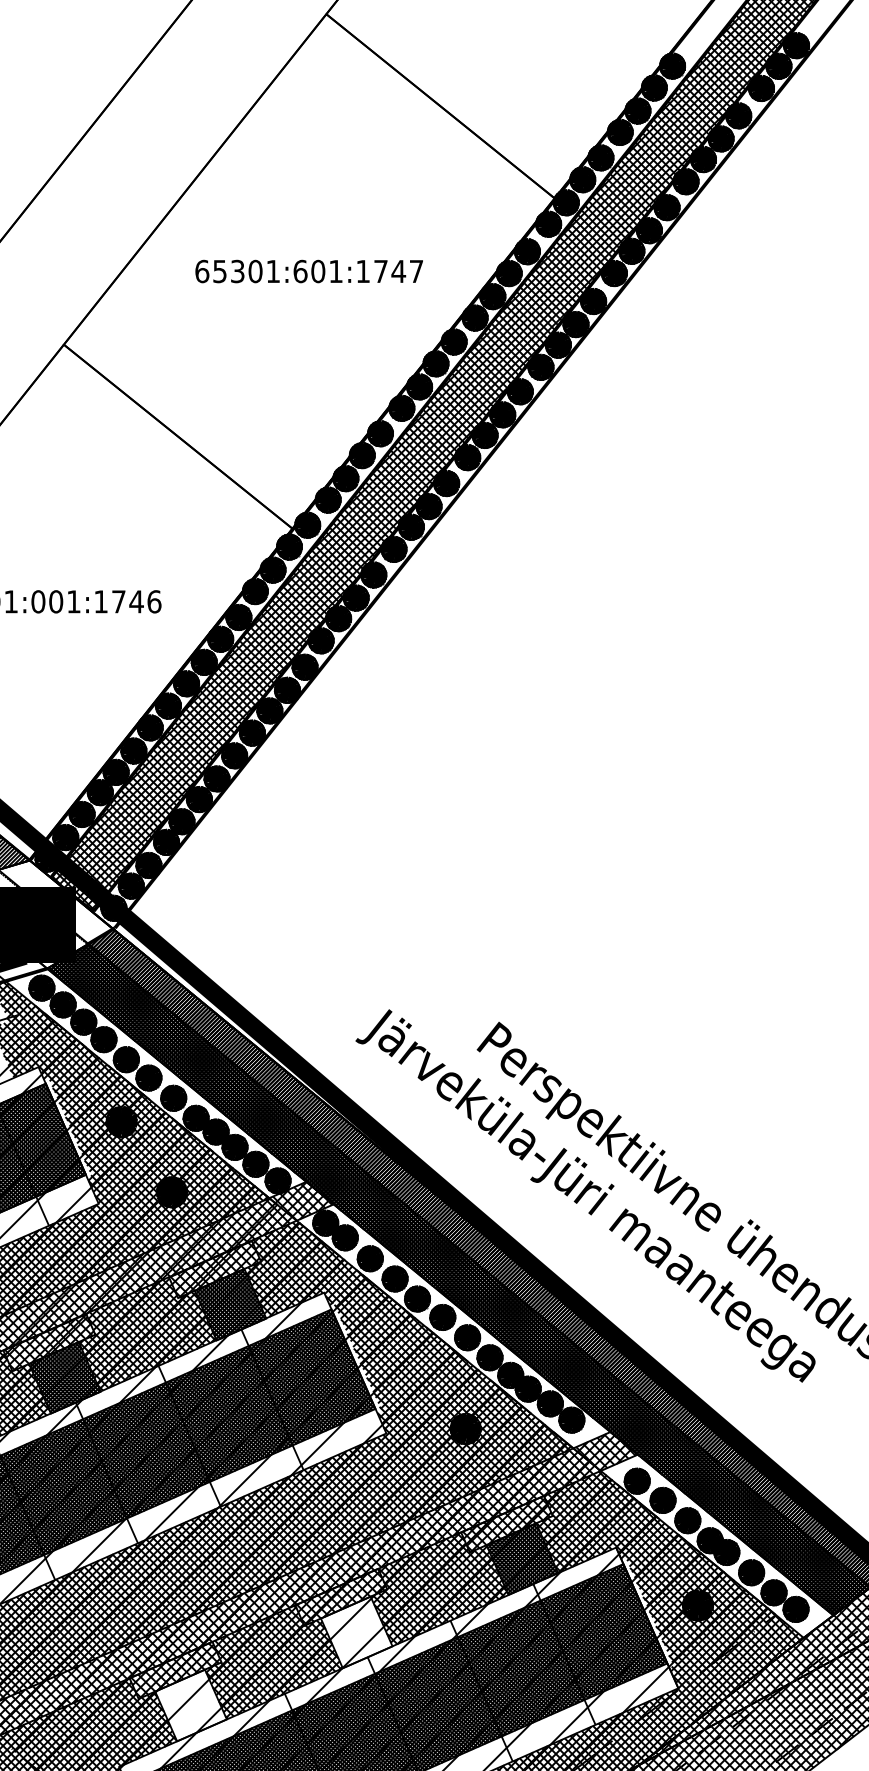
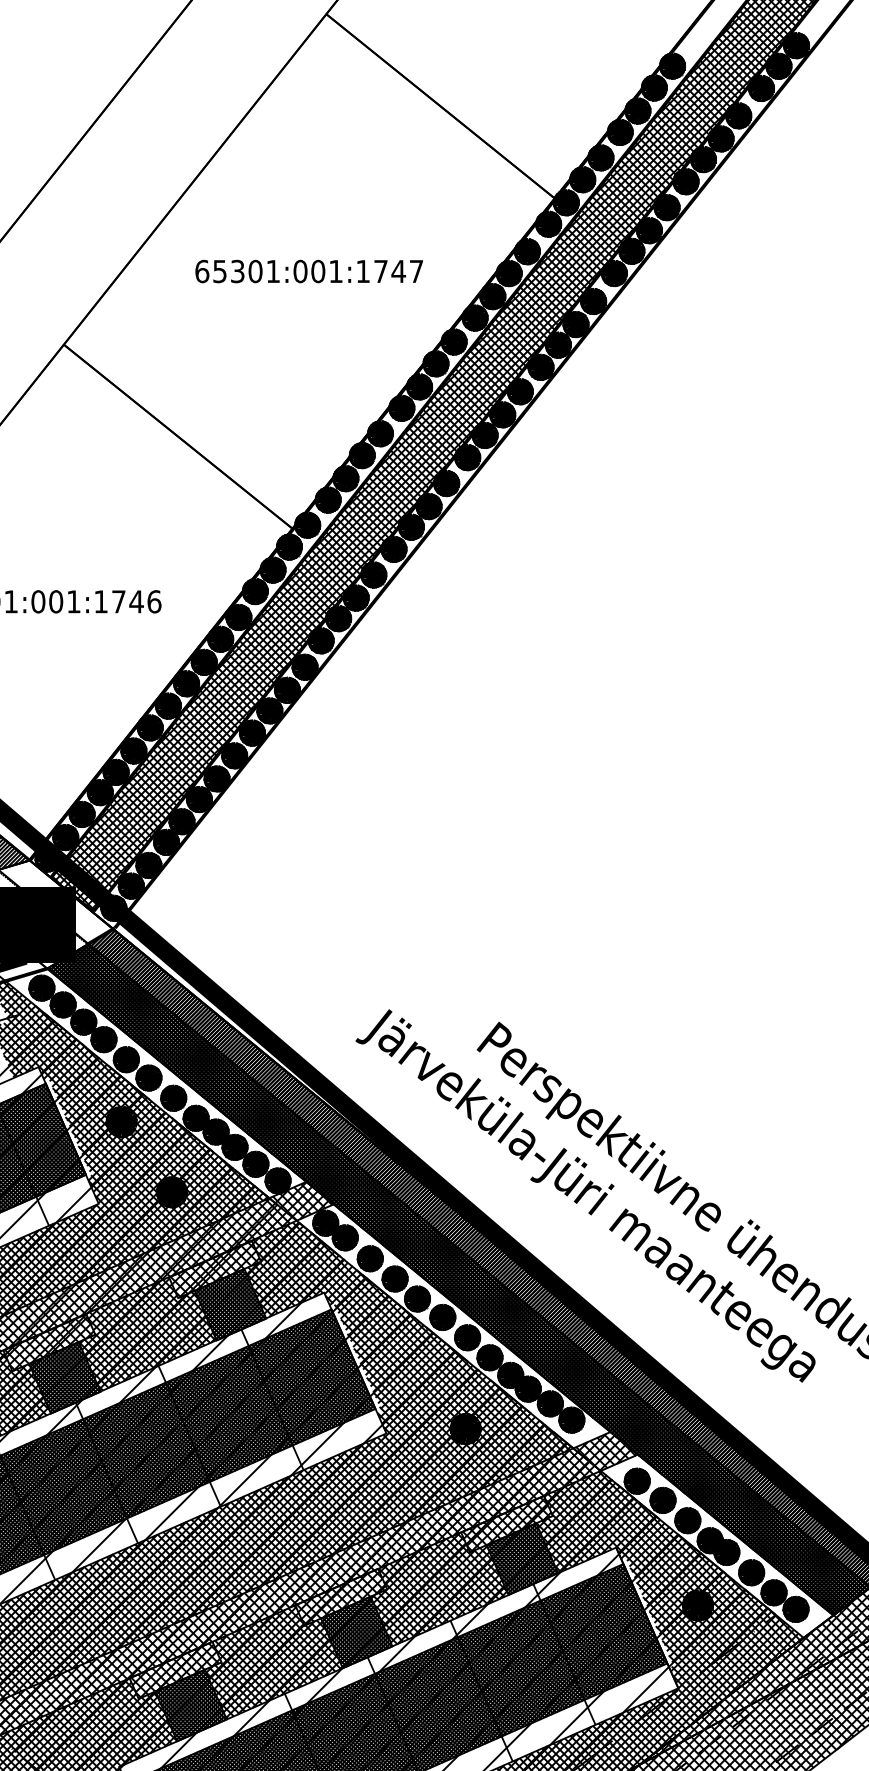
text: 65301:601:1747 -> 65301:001:1747 (300, 270)
hatch: none -> present (356, 1631)
hatch: none -> present (190, 1704)
